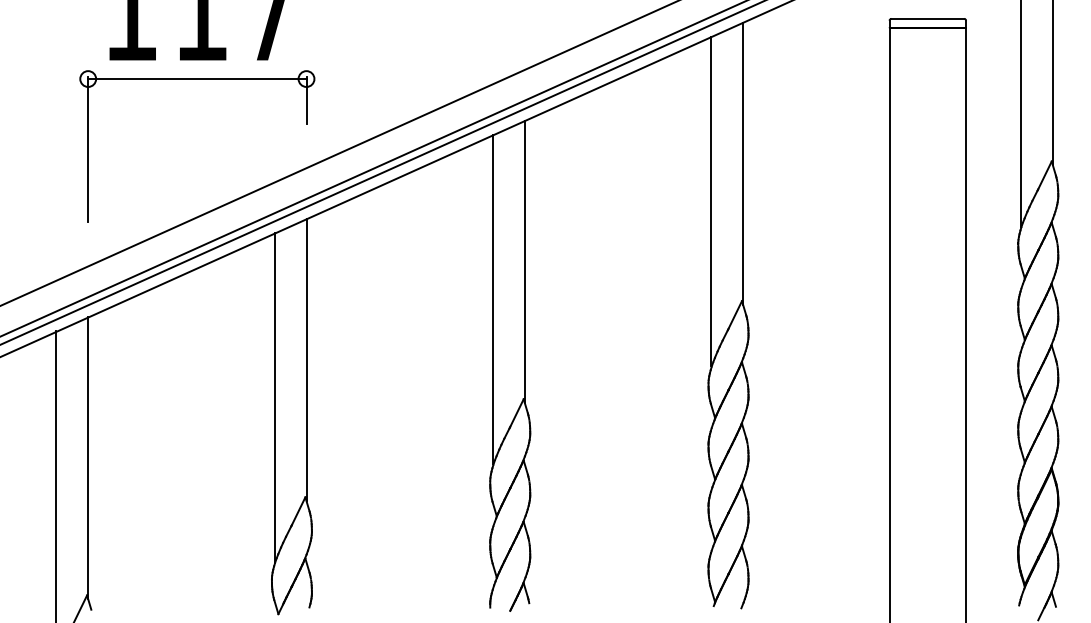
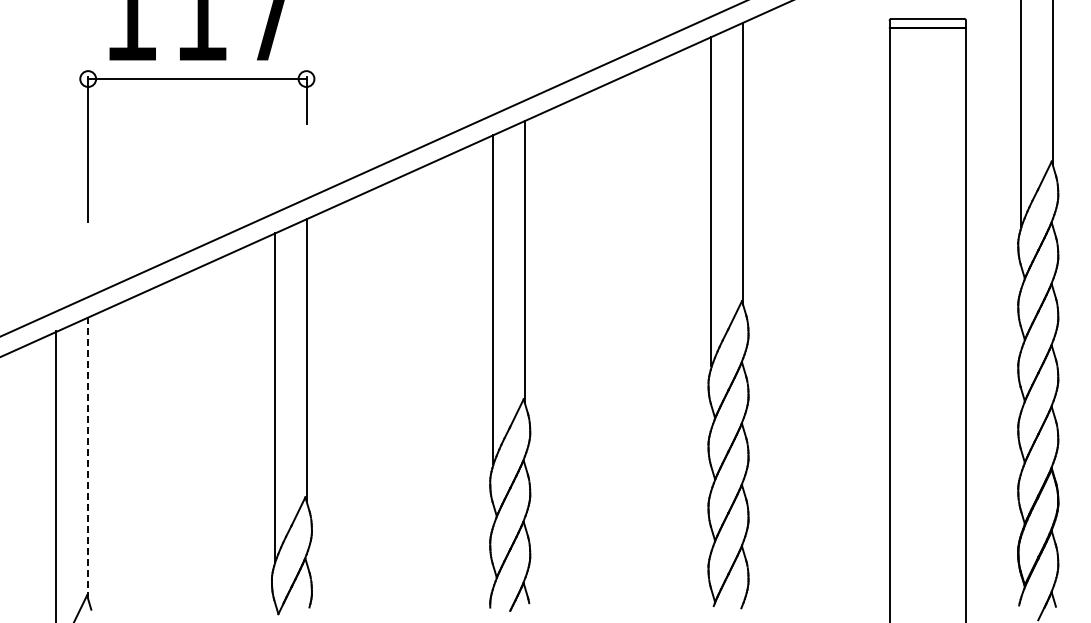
line: present -> none (338, 153)
line: present -> none (381, 172)
line: solid -> dashed (88, 457)
